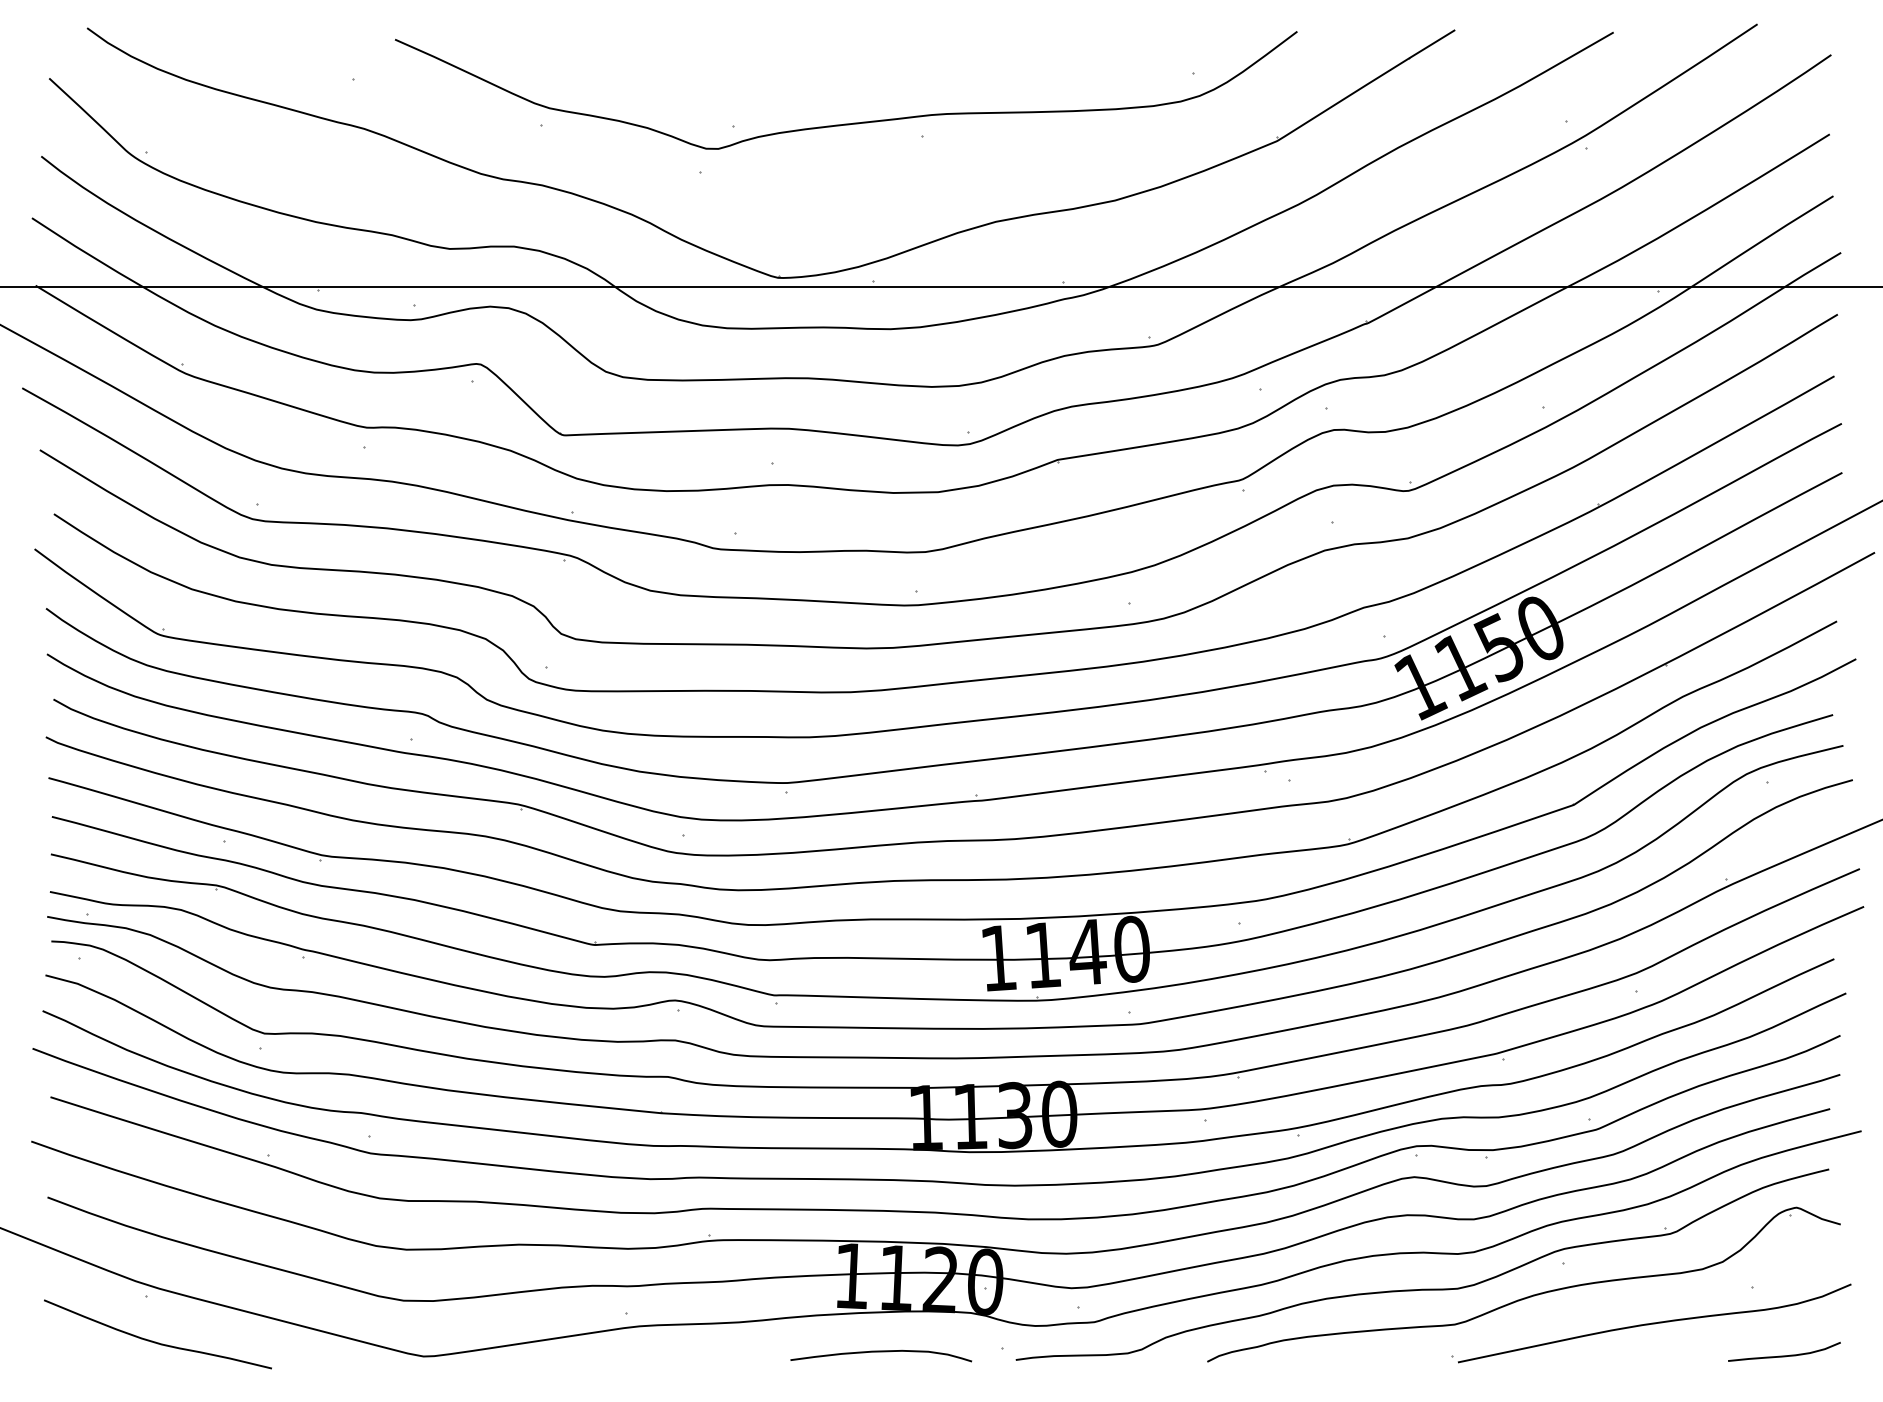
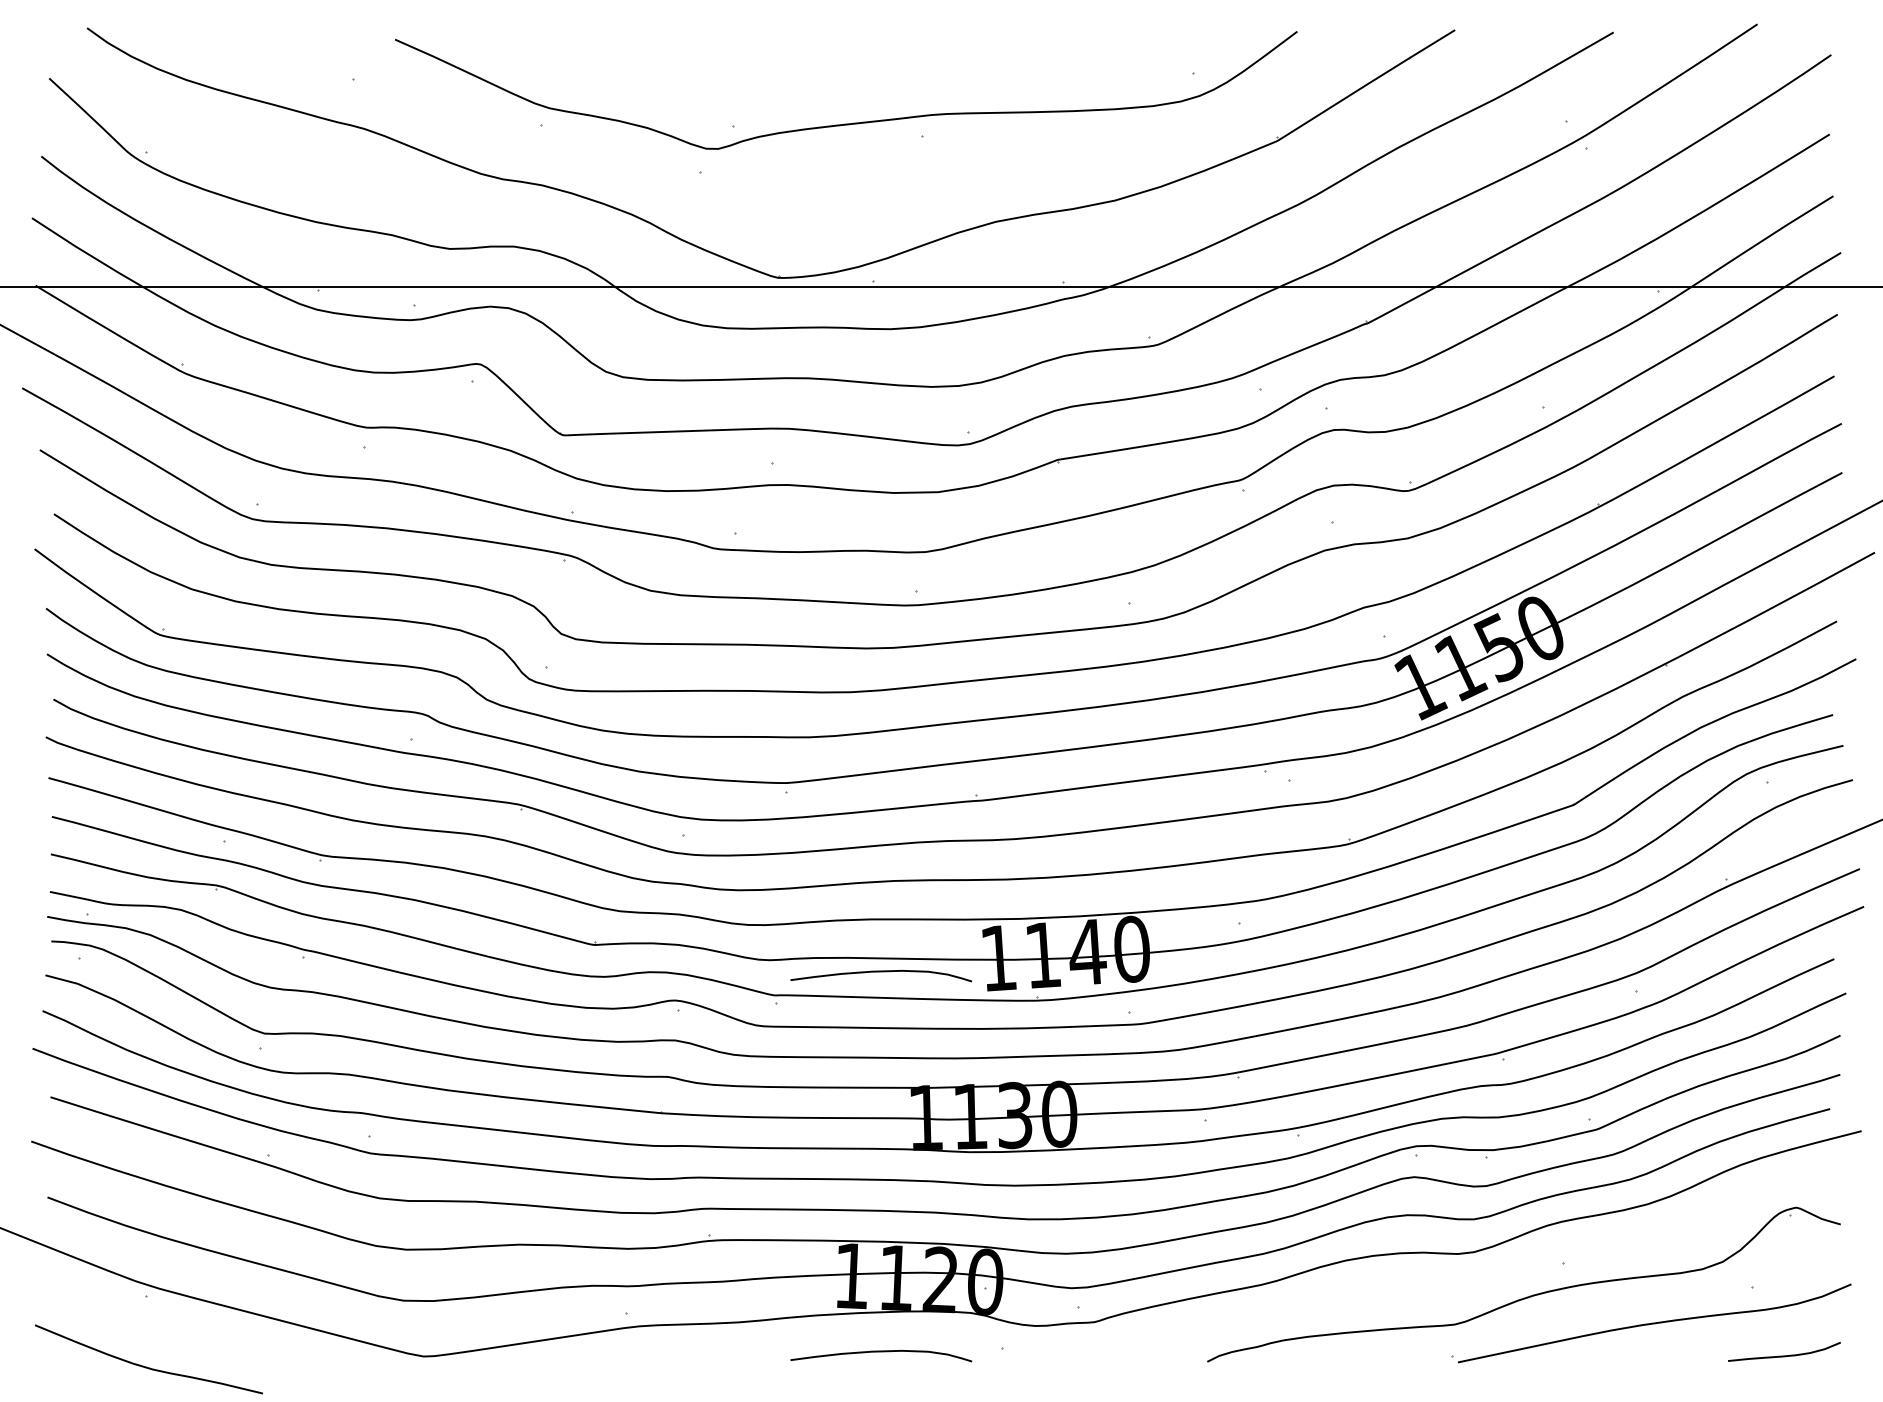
curve: none -> present (881, 972)
part: present -> none (1422, 1288)
curve position: (155, 1341) -> (146, 1366) (146, 1366)
